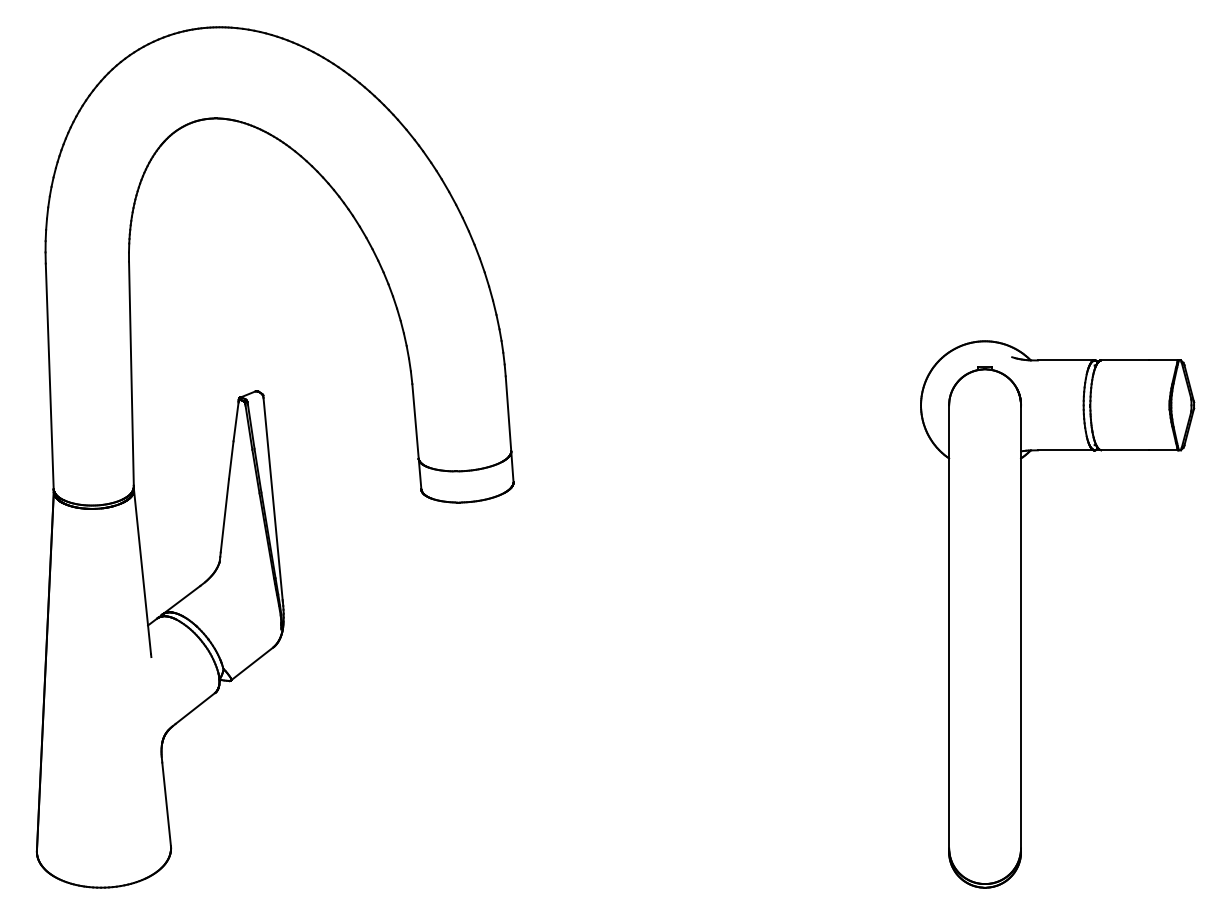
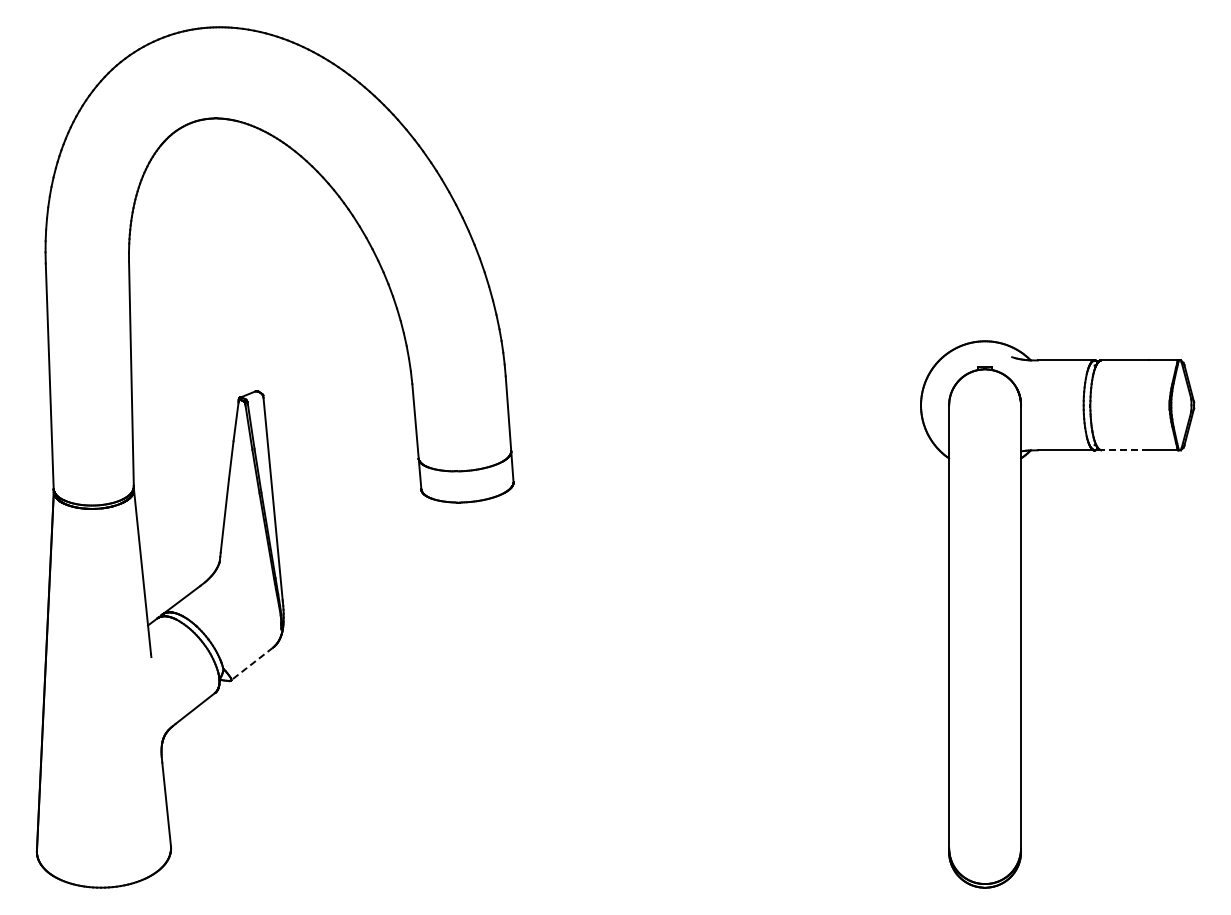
line: solid -> dashed (1124, 450)
line: solid -> dashed (252, 664)
